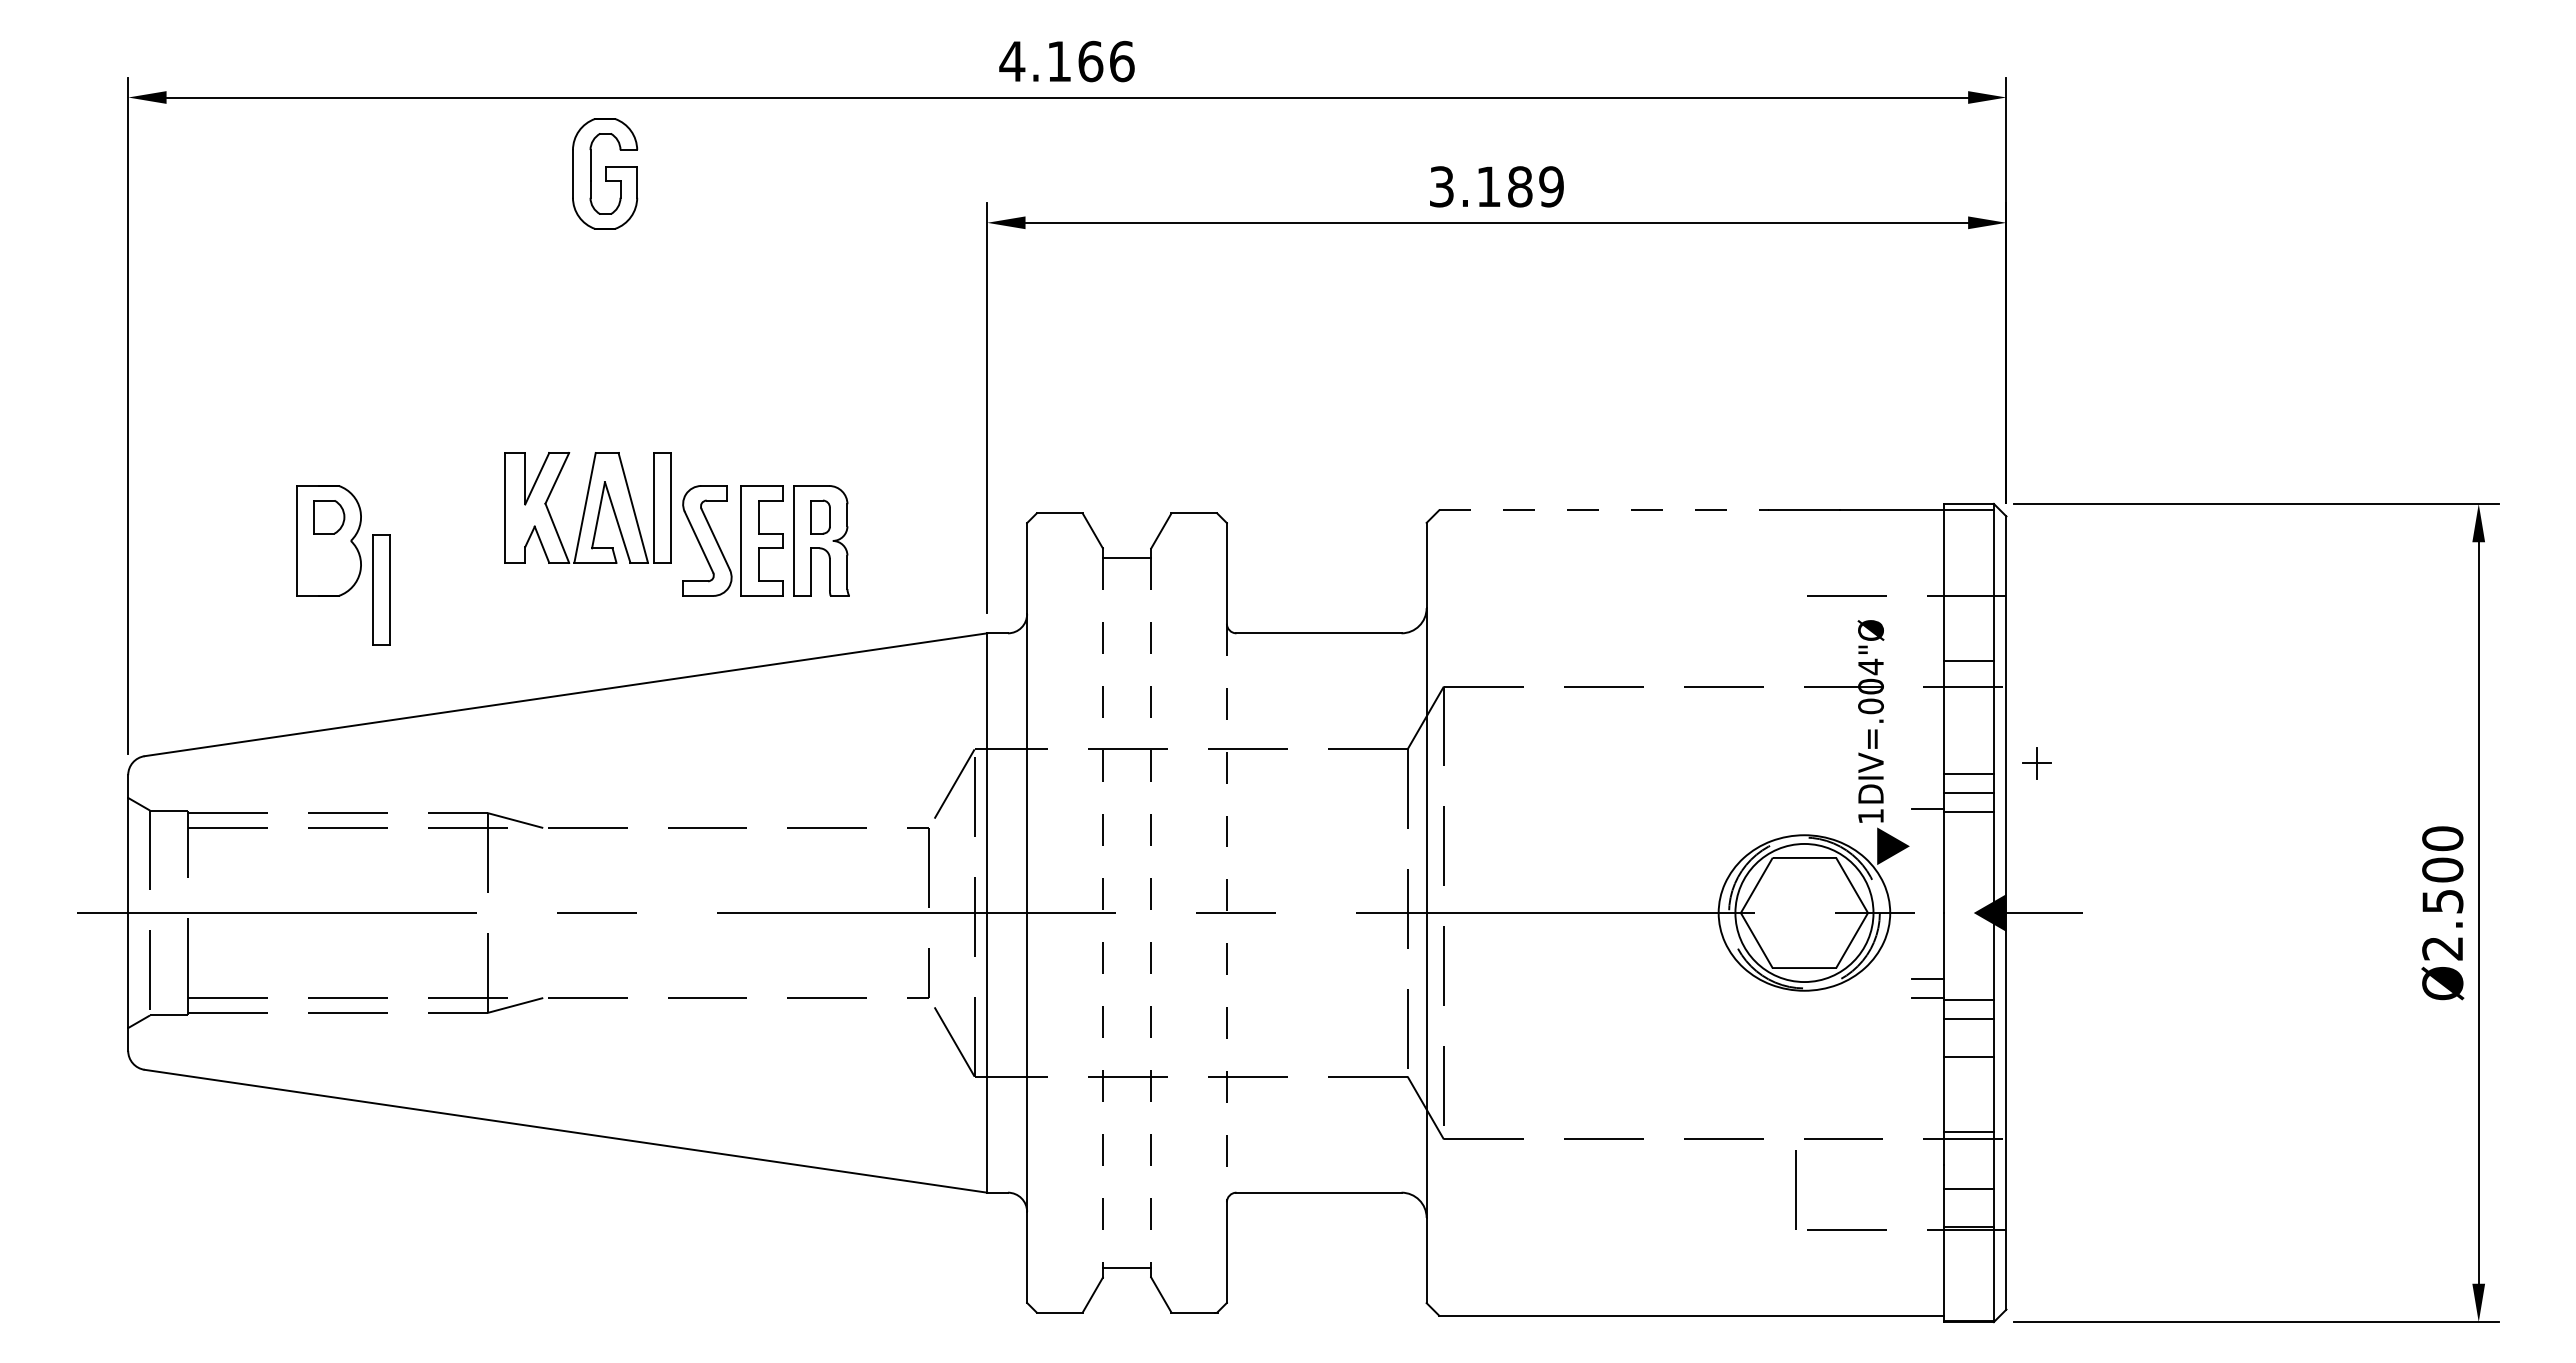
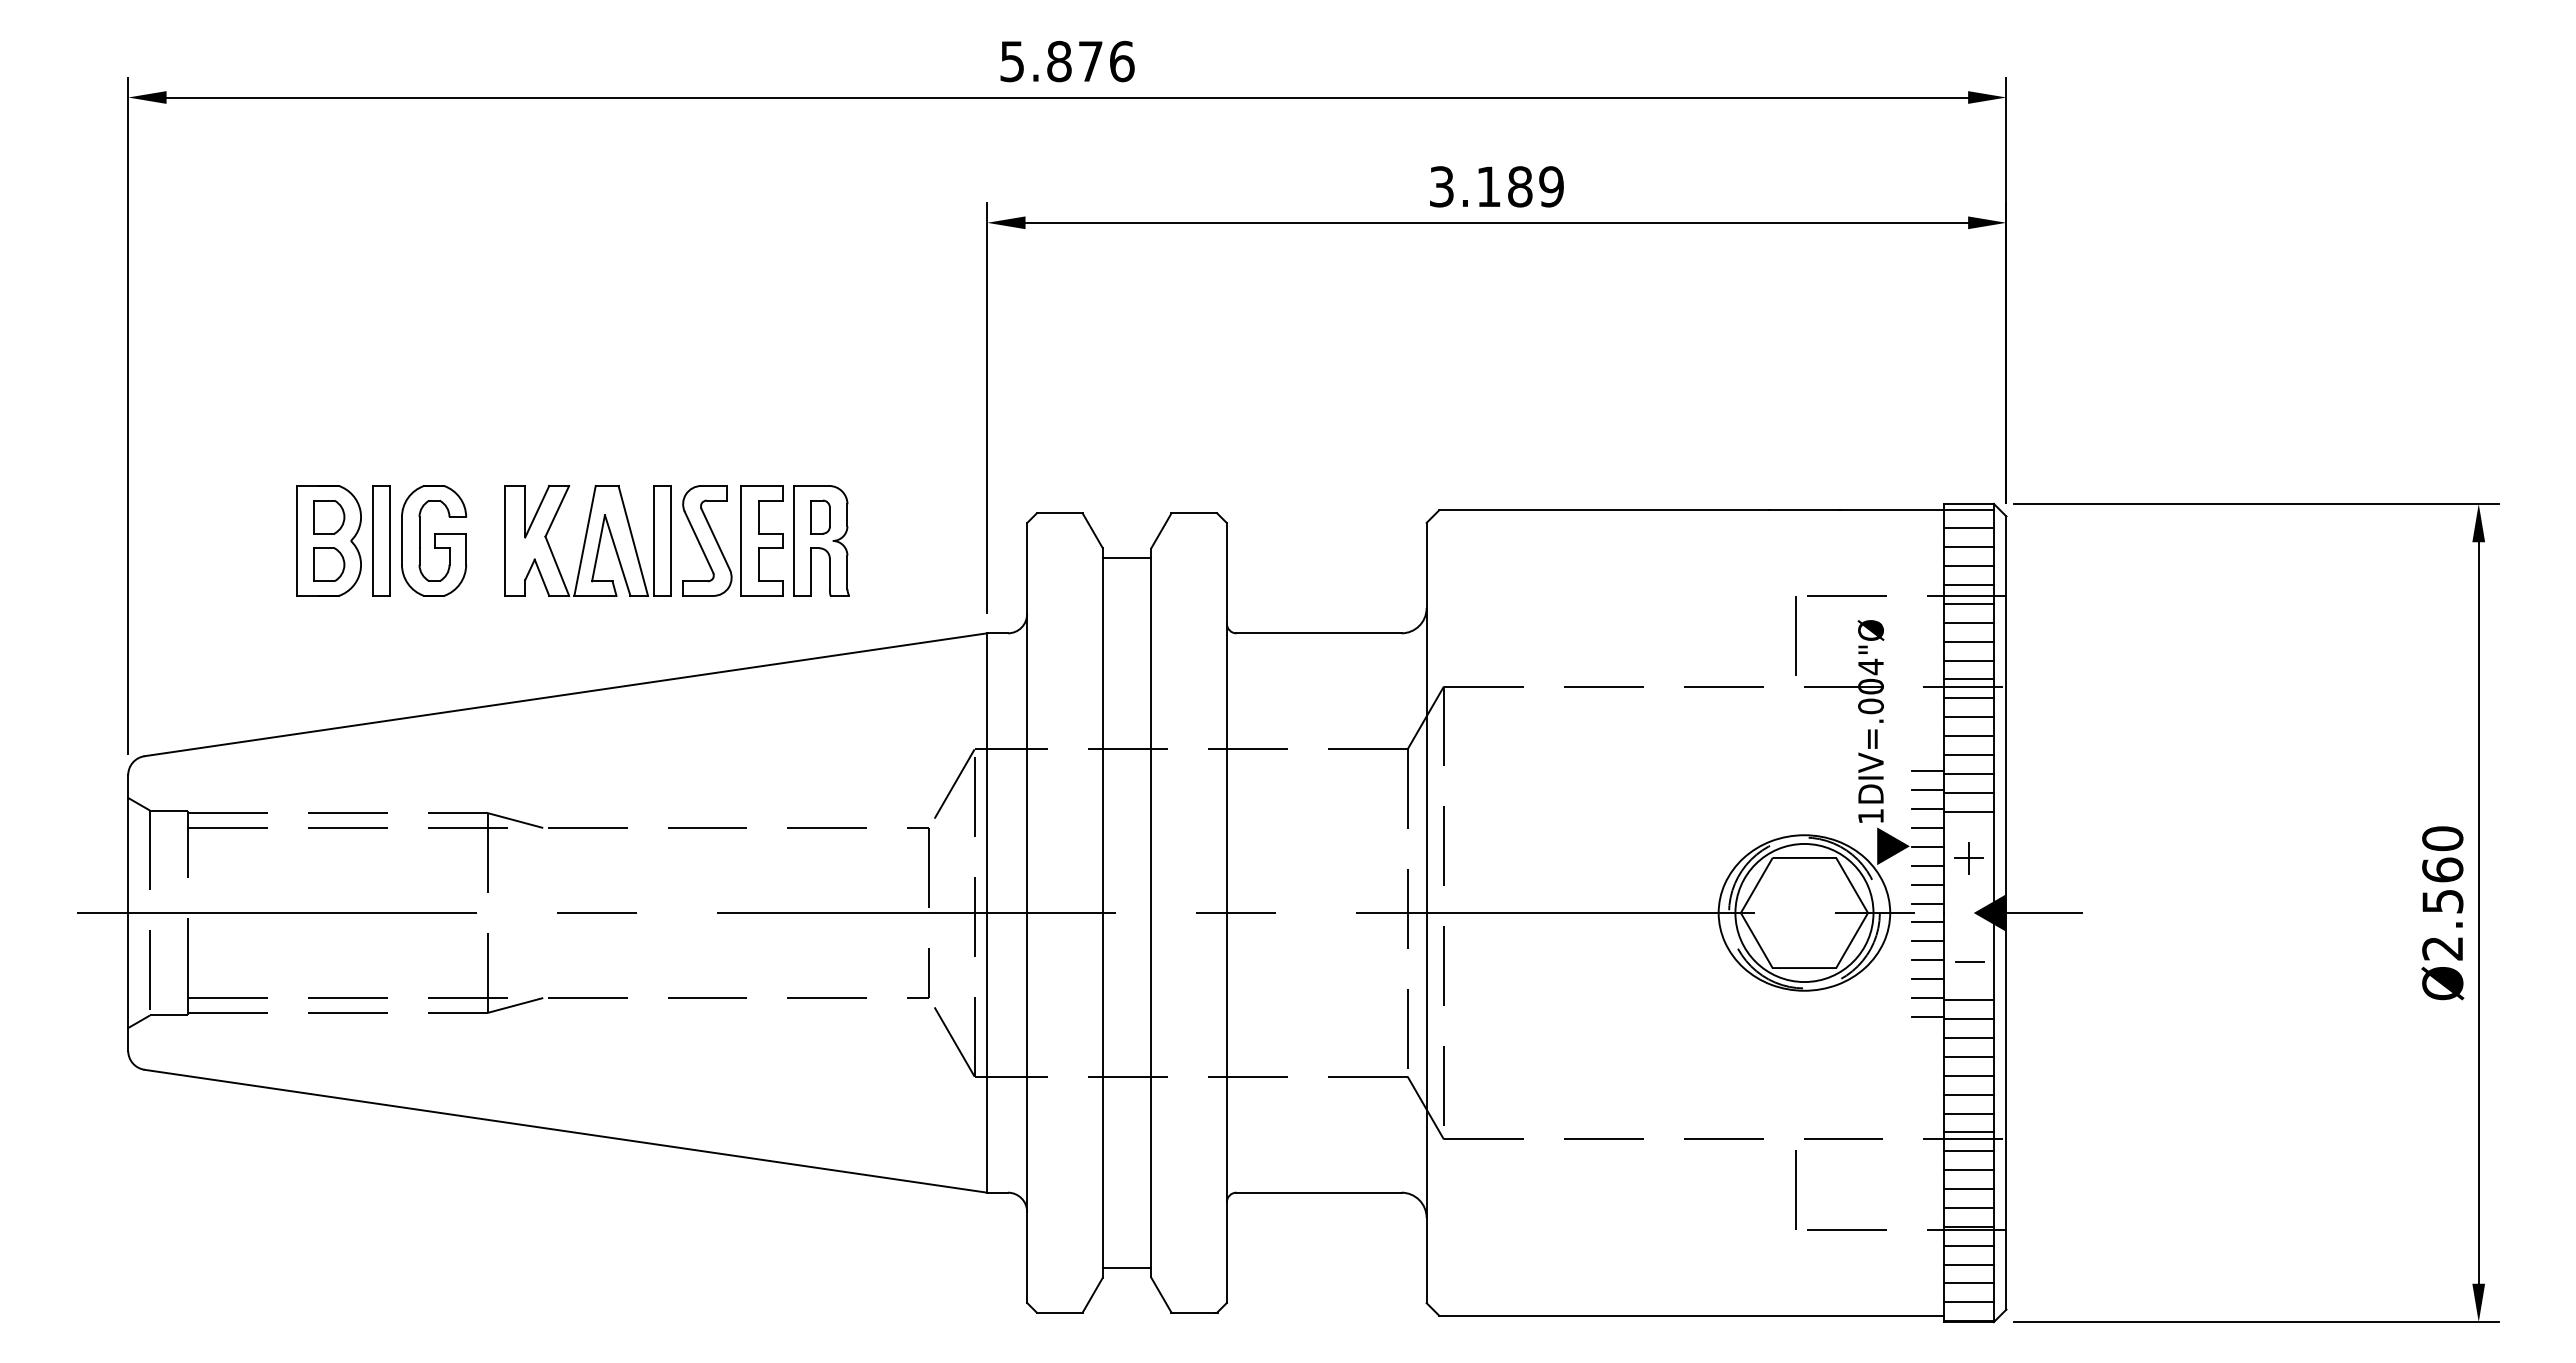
text: 4.166 -> 5.876 (1051, 61)
part position: (605, 173) -> (434, 540) (434, 540)
part position: (587, 507) -> (587, 540) (587, 540)
line: dashed -> solid (1604, 510)
line: none -> present (1968, 528)
line: none -> present (1968, 547)
part: none -> present (329, 564)
line: none -> present (1968, 566)
line: none -> present (1968, 585)
part position: (381, 589) -> (381, 540) (381, 540)
line: none -> present (1968, 603)
line: none -> present (1968, 622)
line: none -> present (1795, 635)
line: none -> present (1968, 641)
line: none -> present (1968, 679)
line: none -> present (1968, 698)
line: none -> present (1968, 717)
line: none -> present (1968, 736)
line: none -> present (1968, 754)
part position: (2036, 763) -> (1968, 858) (1968, 858)
line: none -> present (1927, 771)
line: none -> present (1927, 790)
line: none -> present (1927, 828)
line: none -> present (1927, 846)
line: none -> present (1927, 865)
text: Ø2.500 -> Ø2.560 (2442, 869)
line: none -> present (1927, 884)
line: none -> present (1927, 903)
line: dashed -> solid (1102, 913)
line: dashed -> solid (1151, 913)
line: dashed -> solid (1226, 913)
line: none -> present (1927, 922)
line: none -> present (1927, 941)
line: none -> present (1927, 960)
line: none -> present (1969, 962)
line: none -> present (1927, 1016)
line: none -> present (1968, 1038)
line: none -> present (1968, 1075)
line: none -> present (1968, 1094)
line: none -> present (1968, 1113)
line: none -> present (1968, 1151)
line: none -> present (1968, 1170)
line: none -> present (1968, 1207)
line: none -> present (1968, 1245)
line: none -> present (1968, 1264)
line: none -> present (1968, 1283)
line: none -> present (1968, 1302)
